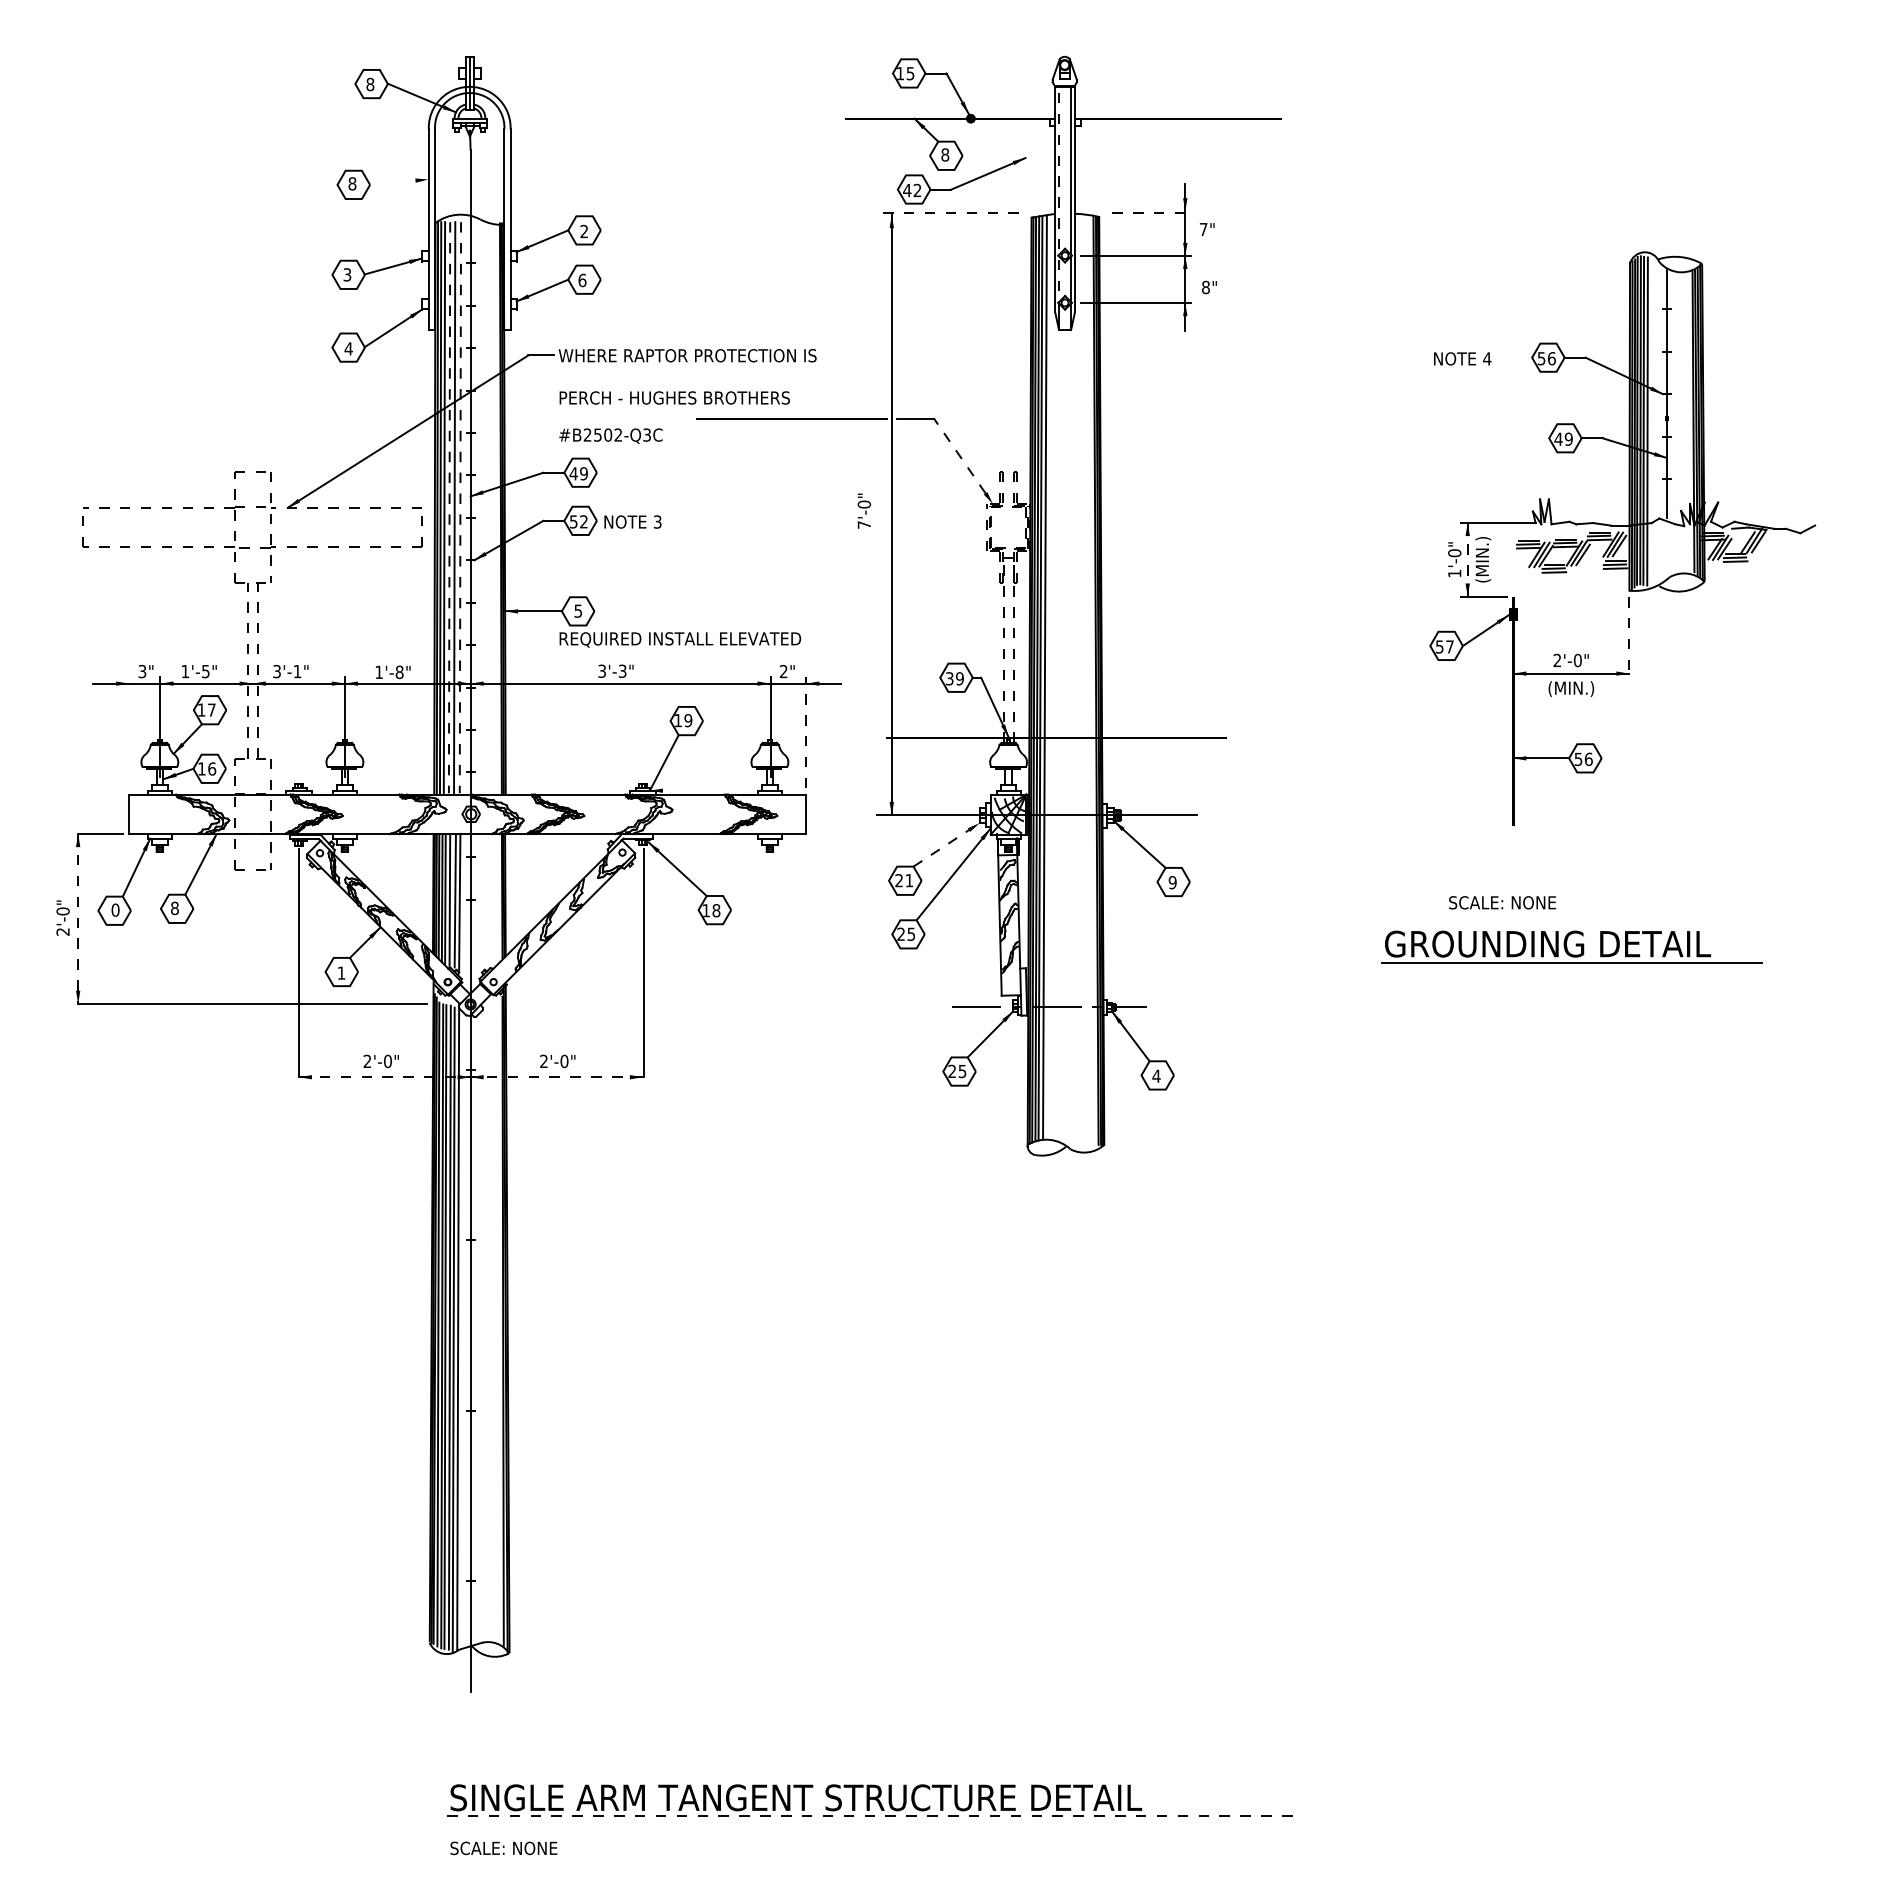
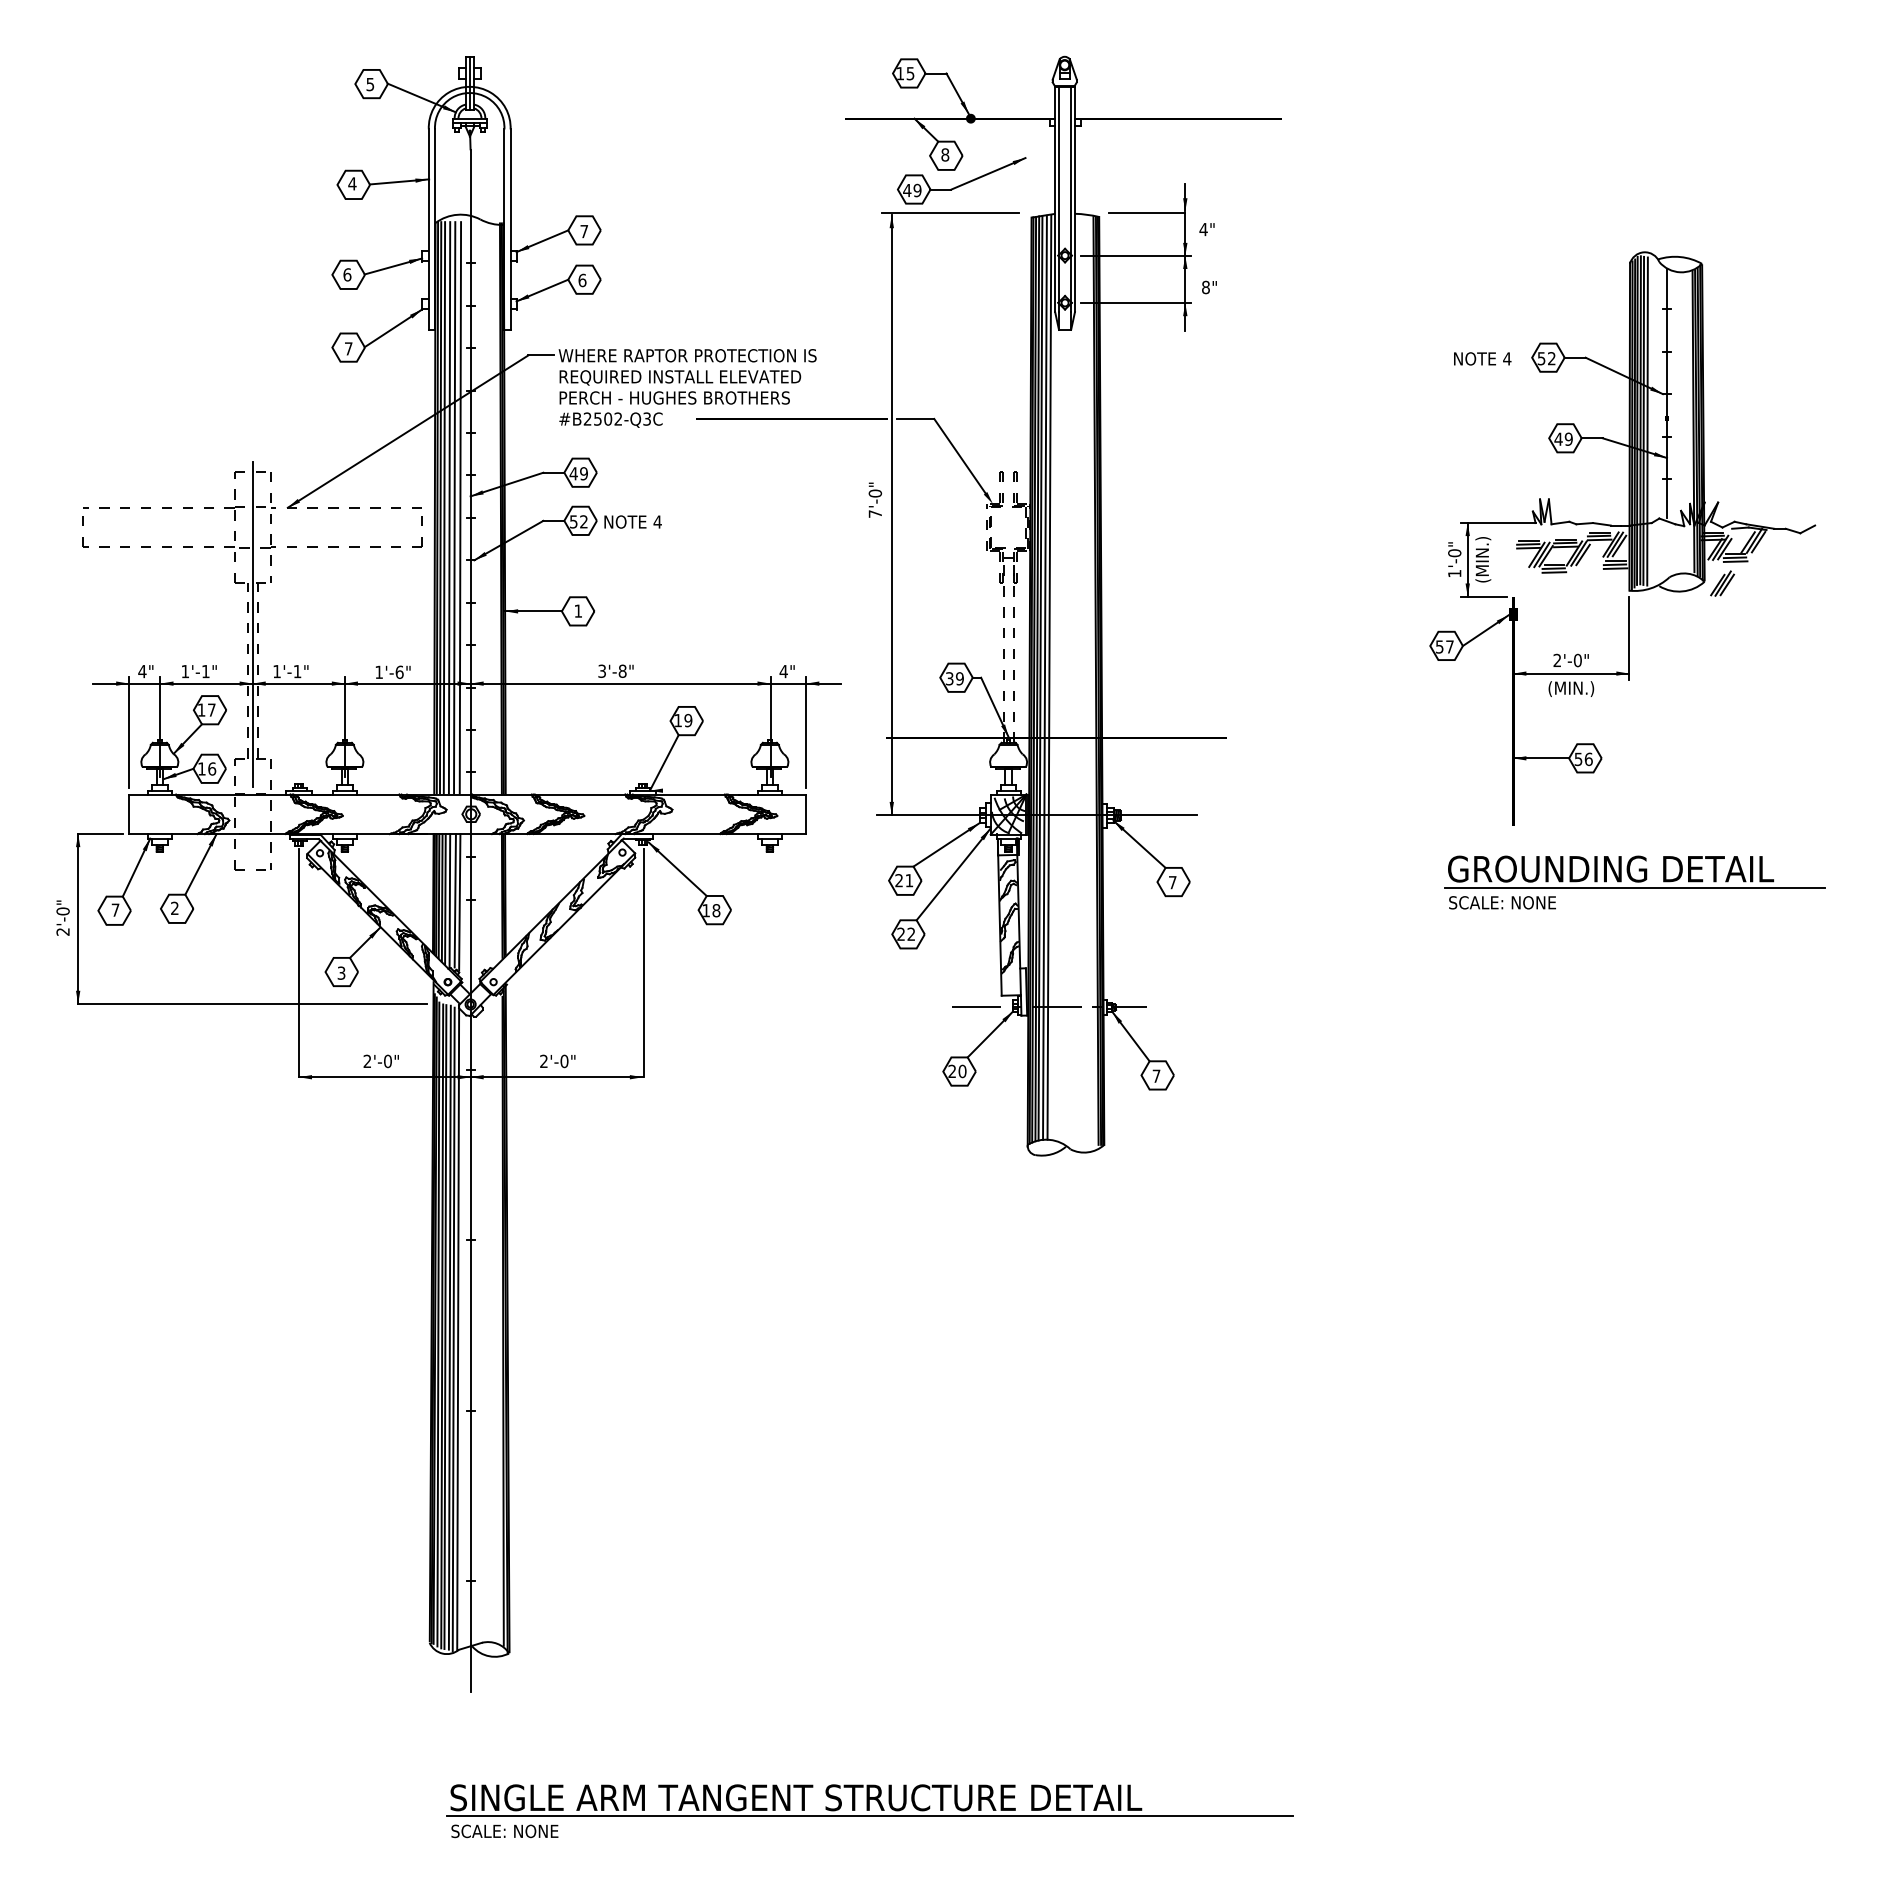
text: 8 -> 5 (370, 84)
line: none -> present (399, 181)
text: 8 -> 4 (352, 183)
text: 42 -> 49 (917, 190)
line: dashed -> solid (1059, 199)
line: dashed -> solid (950, 213)
line: dashed -> solid (1146, 213)
text: 7" -> 4" (1203, 229)
text: 2 -> 7 (584, 231)
text: 3 -> 6 (347, 274)
text: 4 -> 7 (348, 348)
text position: (1462, 358) -> (1482, 358) (1482, 358)
text: 56 -> 52 (1551, 358)
text position: (610, 435) -> (610, 419) (610, 419)
line: dashed -> solid (959, 455)
line: dashed -> solid (449, 507)
line: dashed -> solid (460, 507)
text position: (864, 510) -> (875, 499) (875, 499)
text: 3 -> 4 (657, 521)
line: dashed -> solid (1467, 559)
part: none -> present (1722, 583)
text: 5 -> 1 (578, 610)
line: none -> present (252, 624)
text position: (680, 639) -> (680, 377) (680, 377)
line: dashed -> solid (1629, 639)
text: 3'-3" -> 3'-8" (622, 670)
text: 3" -> 4" (142, 671)
text: 1'-5" -> 1'-1" (205, 671)
text: 3'-1" -> 1'-1" (276, 671)
text: 1'-8" -> 1'-6" (399, 671)
text: 2" -> 4" (783, 671)
line: none -> present (1049, 677)
line: none -> present (129, 732)
line: dashed -> solid (806, 732)
line: dashed -> solid (946, 844)
text: 9 -> 7 (1172, 882)
text: 8 -> 2 (174, 908)
text: 0 -> 7 (115, 909)
line: dashed -> solid (78, 918)
text: 25 -> 22 (911, 933)
part position: (1571, 946) -> (1634, 871) (1634, 871)
text: 1 -> 3 (341, 972)
text: 25 -> 20 (962, 1071)
text: 4 -> 7 (1156, 1075)
line: dashed -> solid (470, 1077)
line: dashed -> solid (870, 1816)
text position: (503, 1848) -> (504, 1831) (504, 1831)
